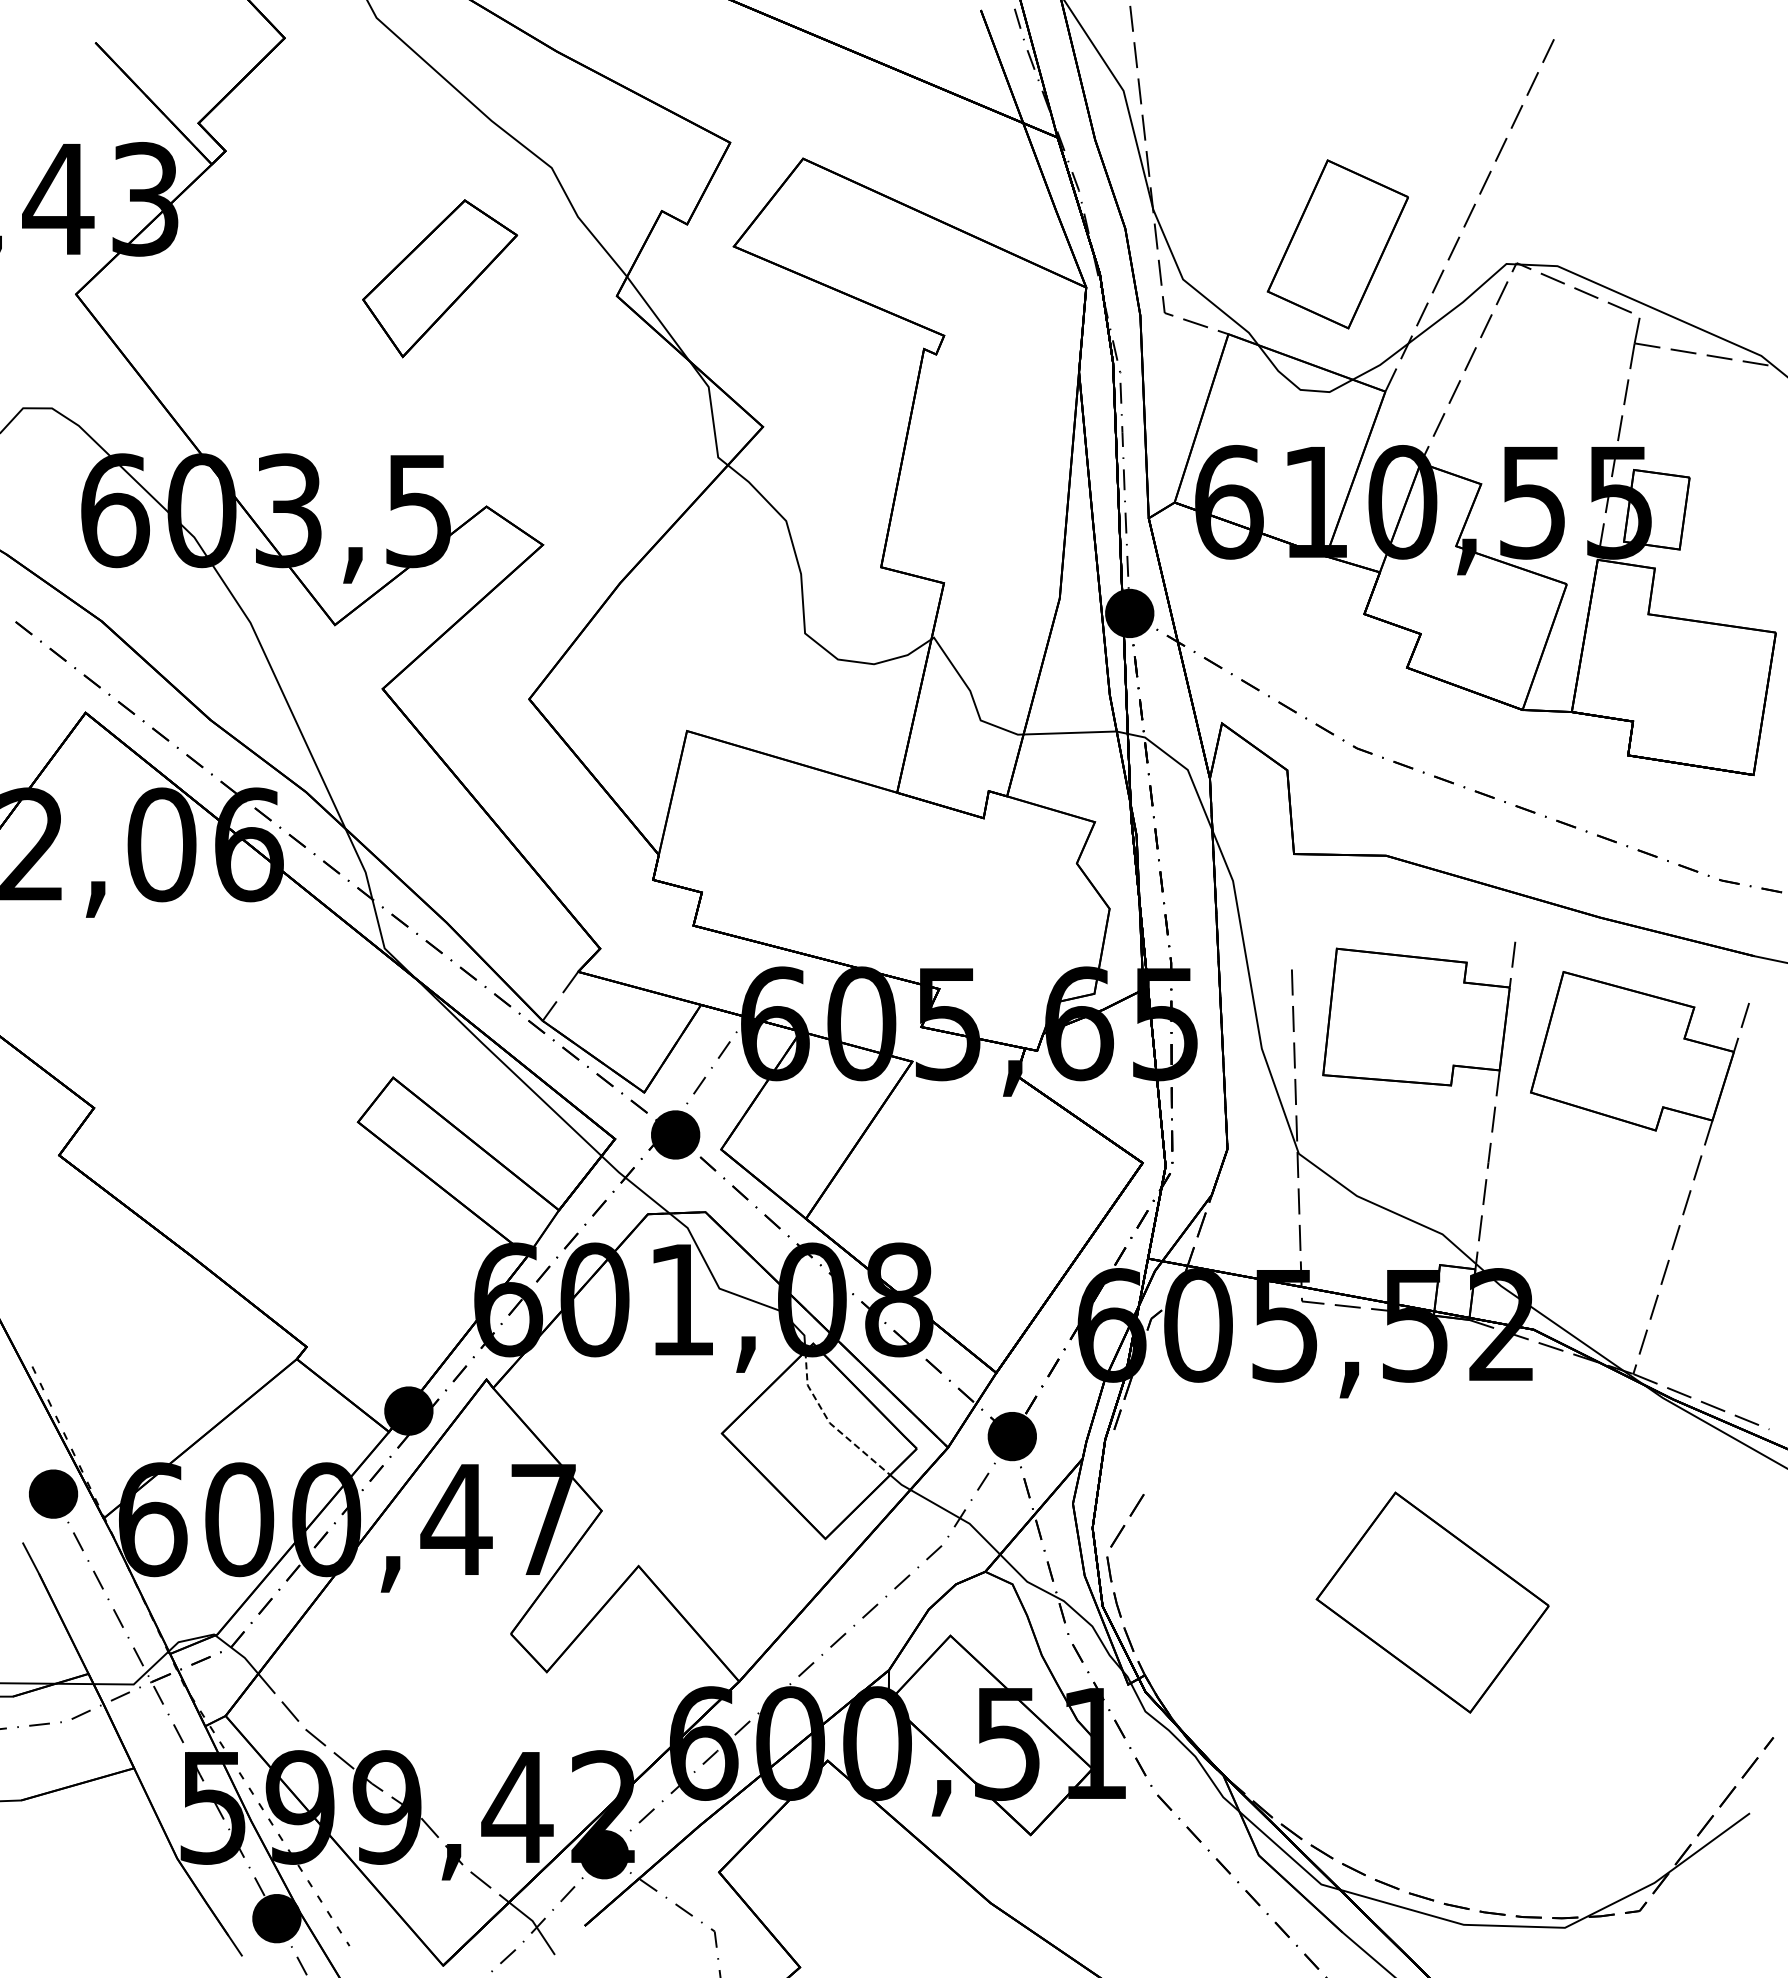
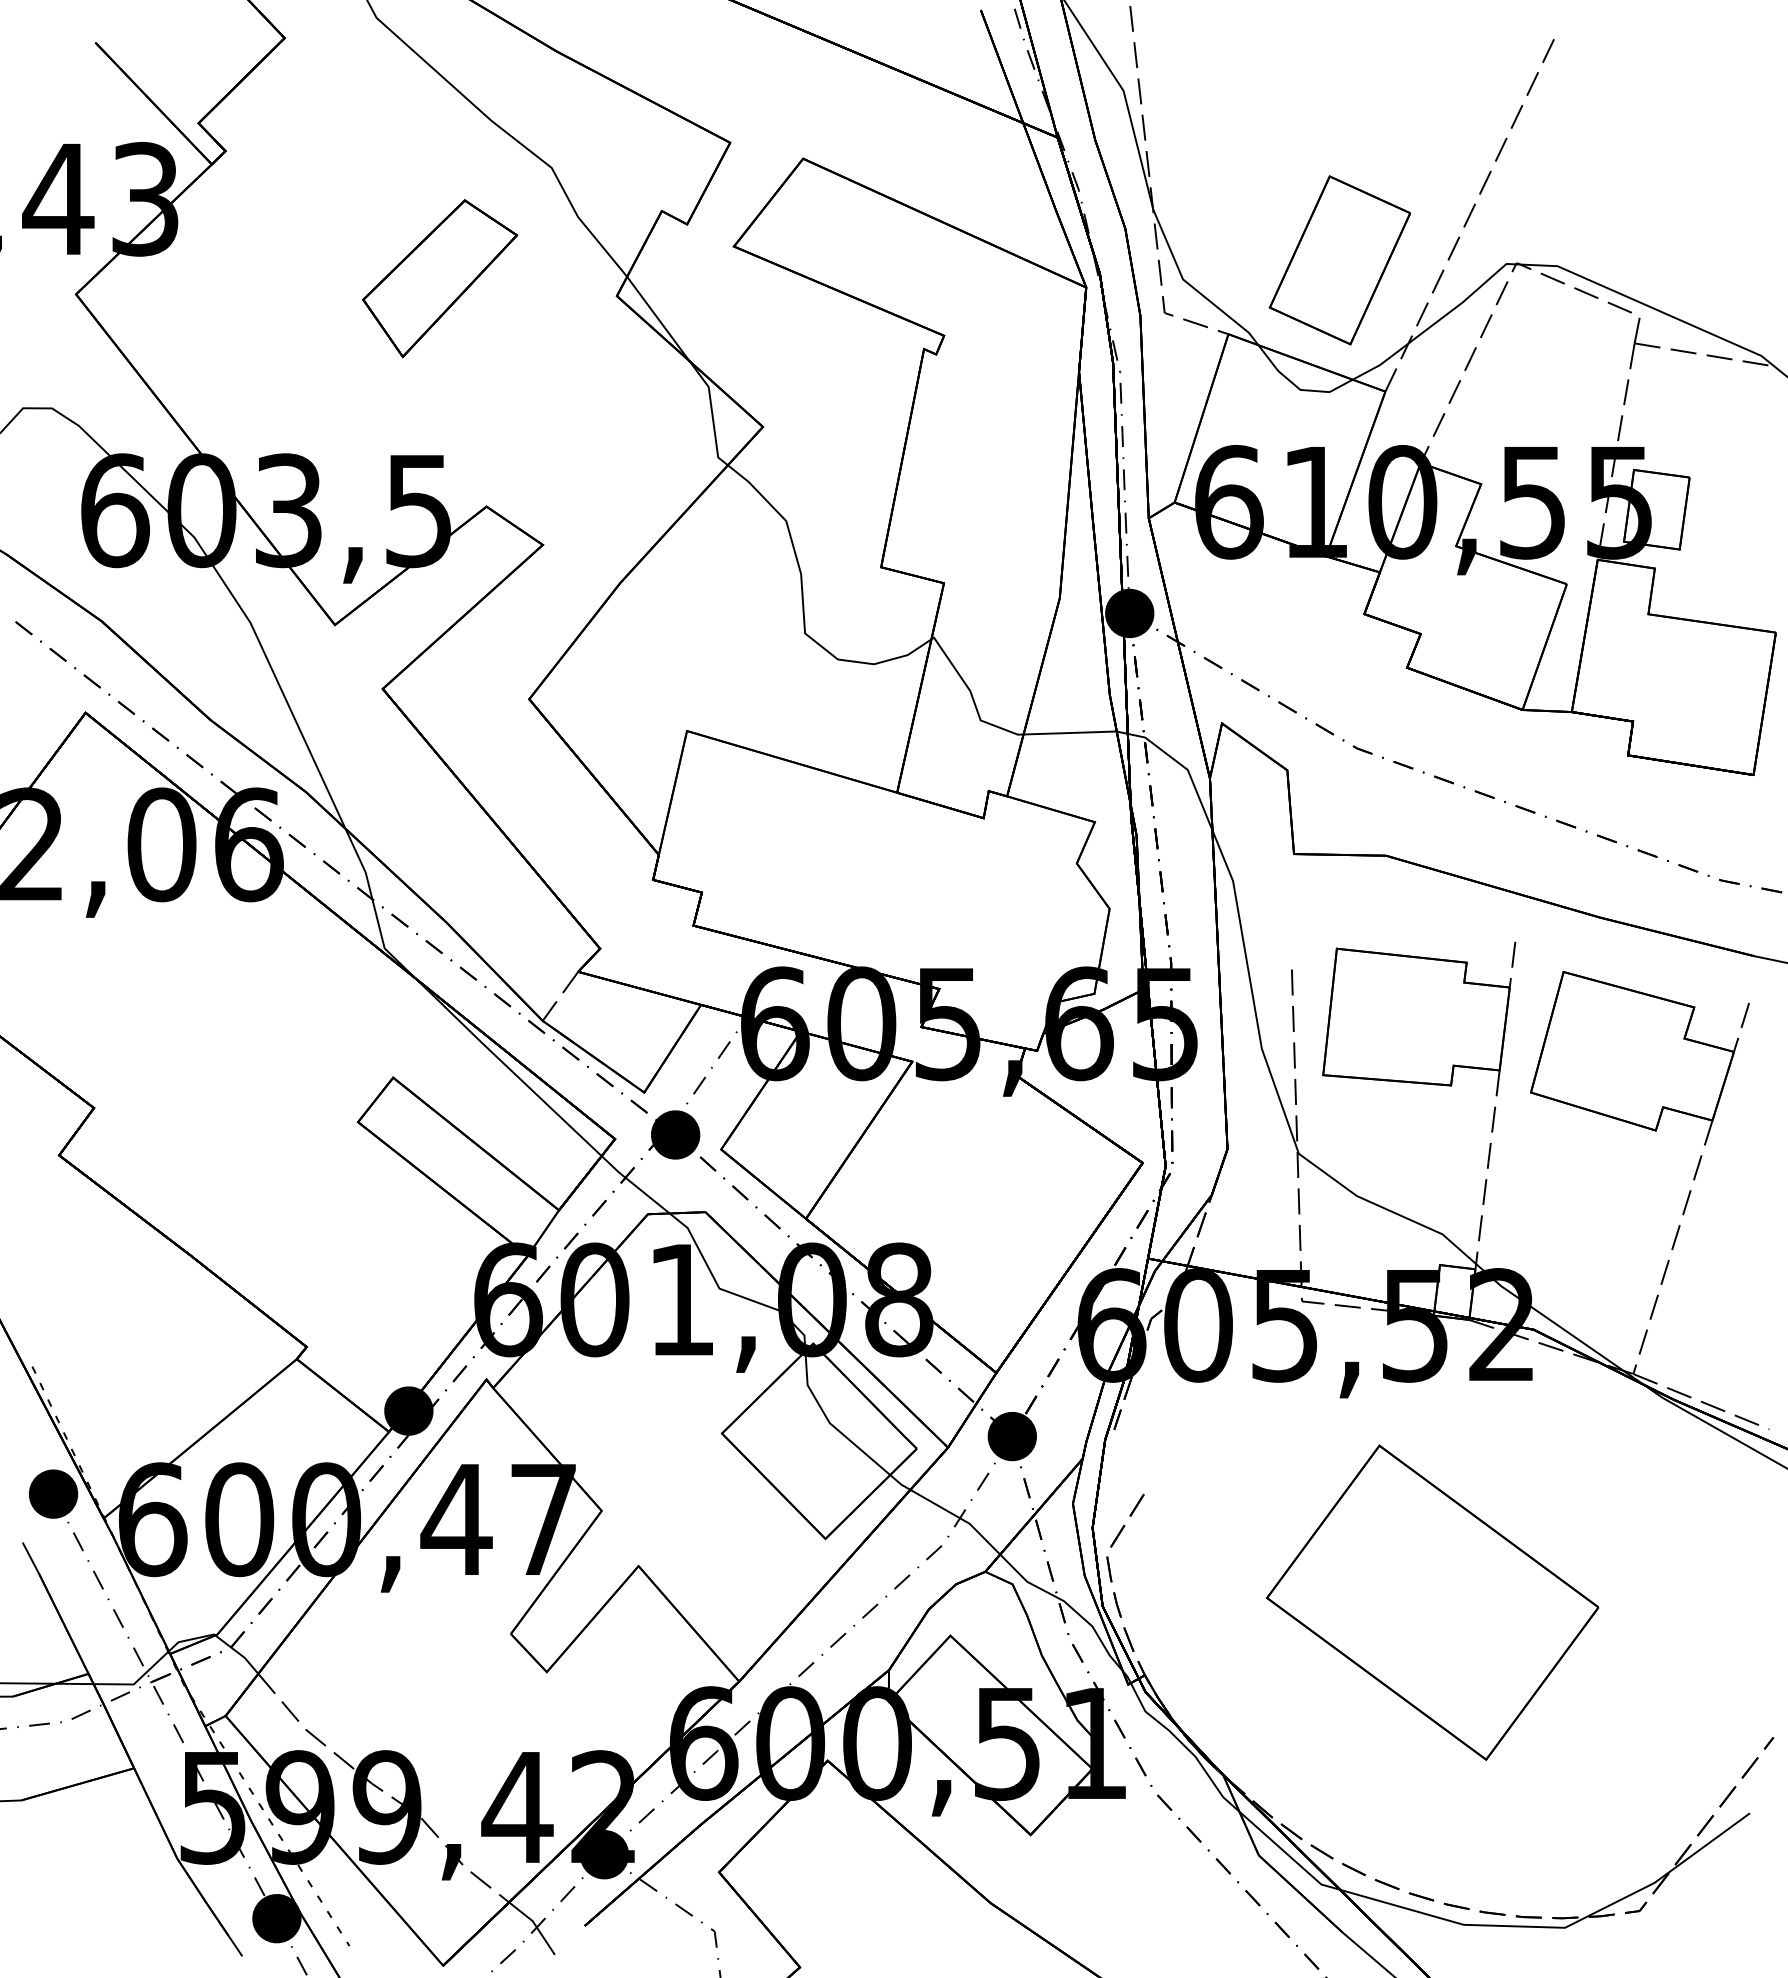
part position: (1337, 244) -> (1339, 260) (1339, 260)
line: dashed -> solid (829, 1423)
part size: 235x223 px -> 334x317 px (1432, 1602)
